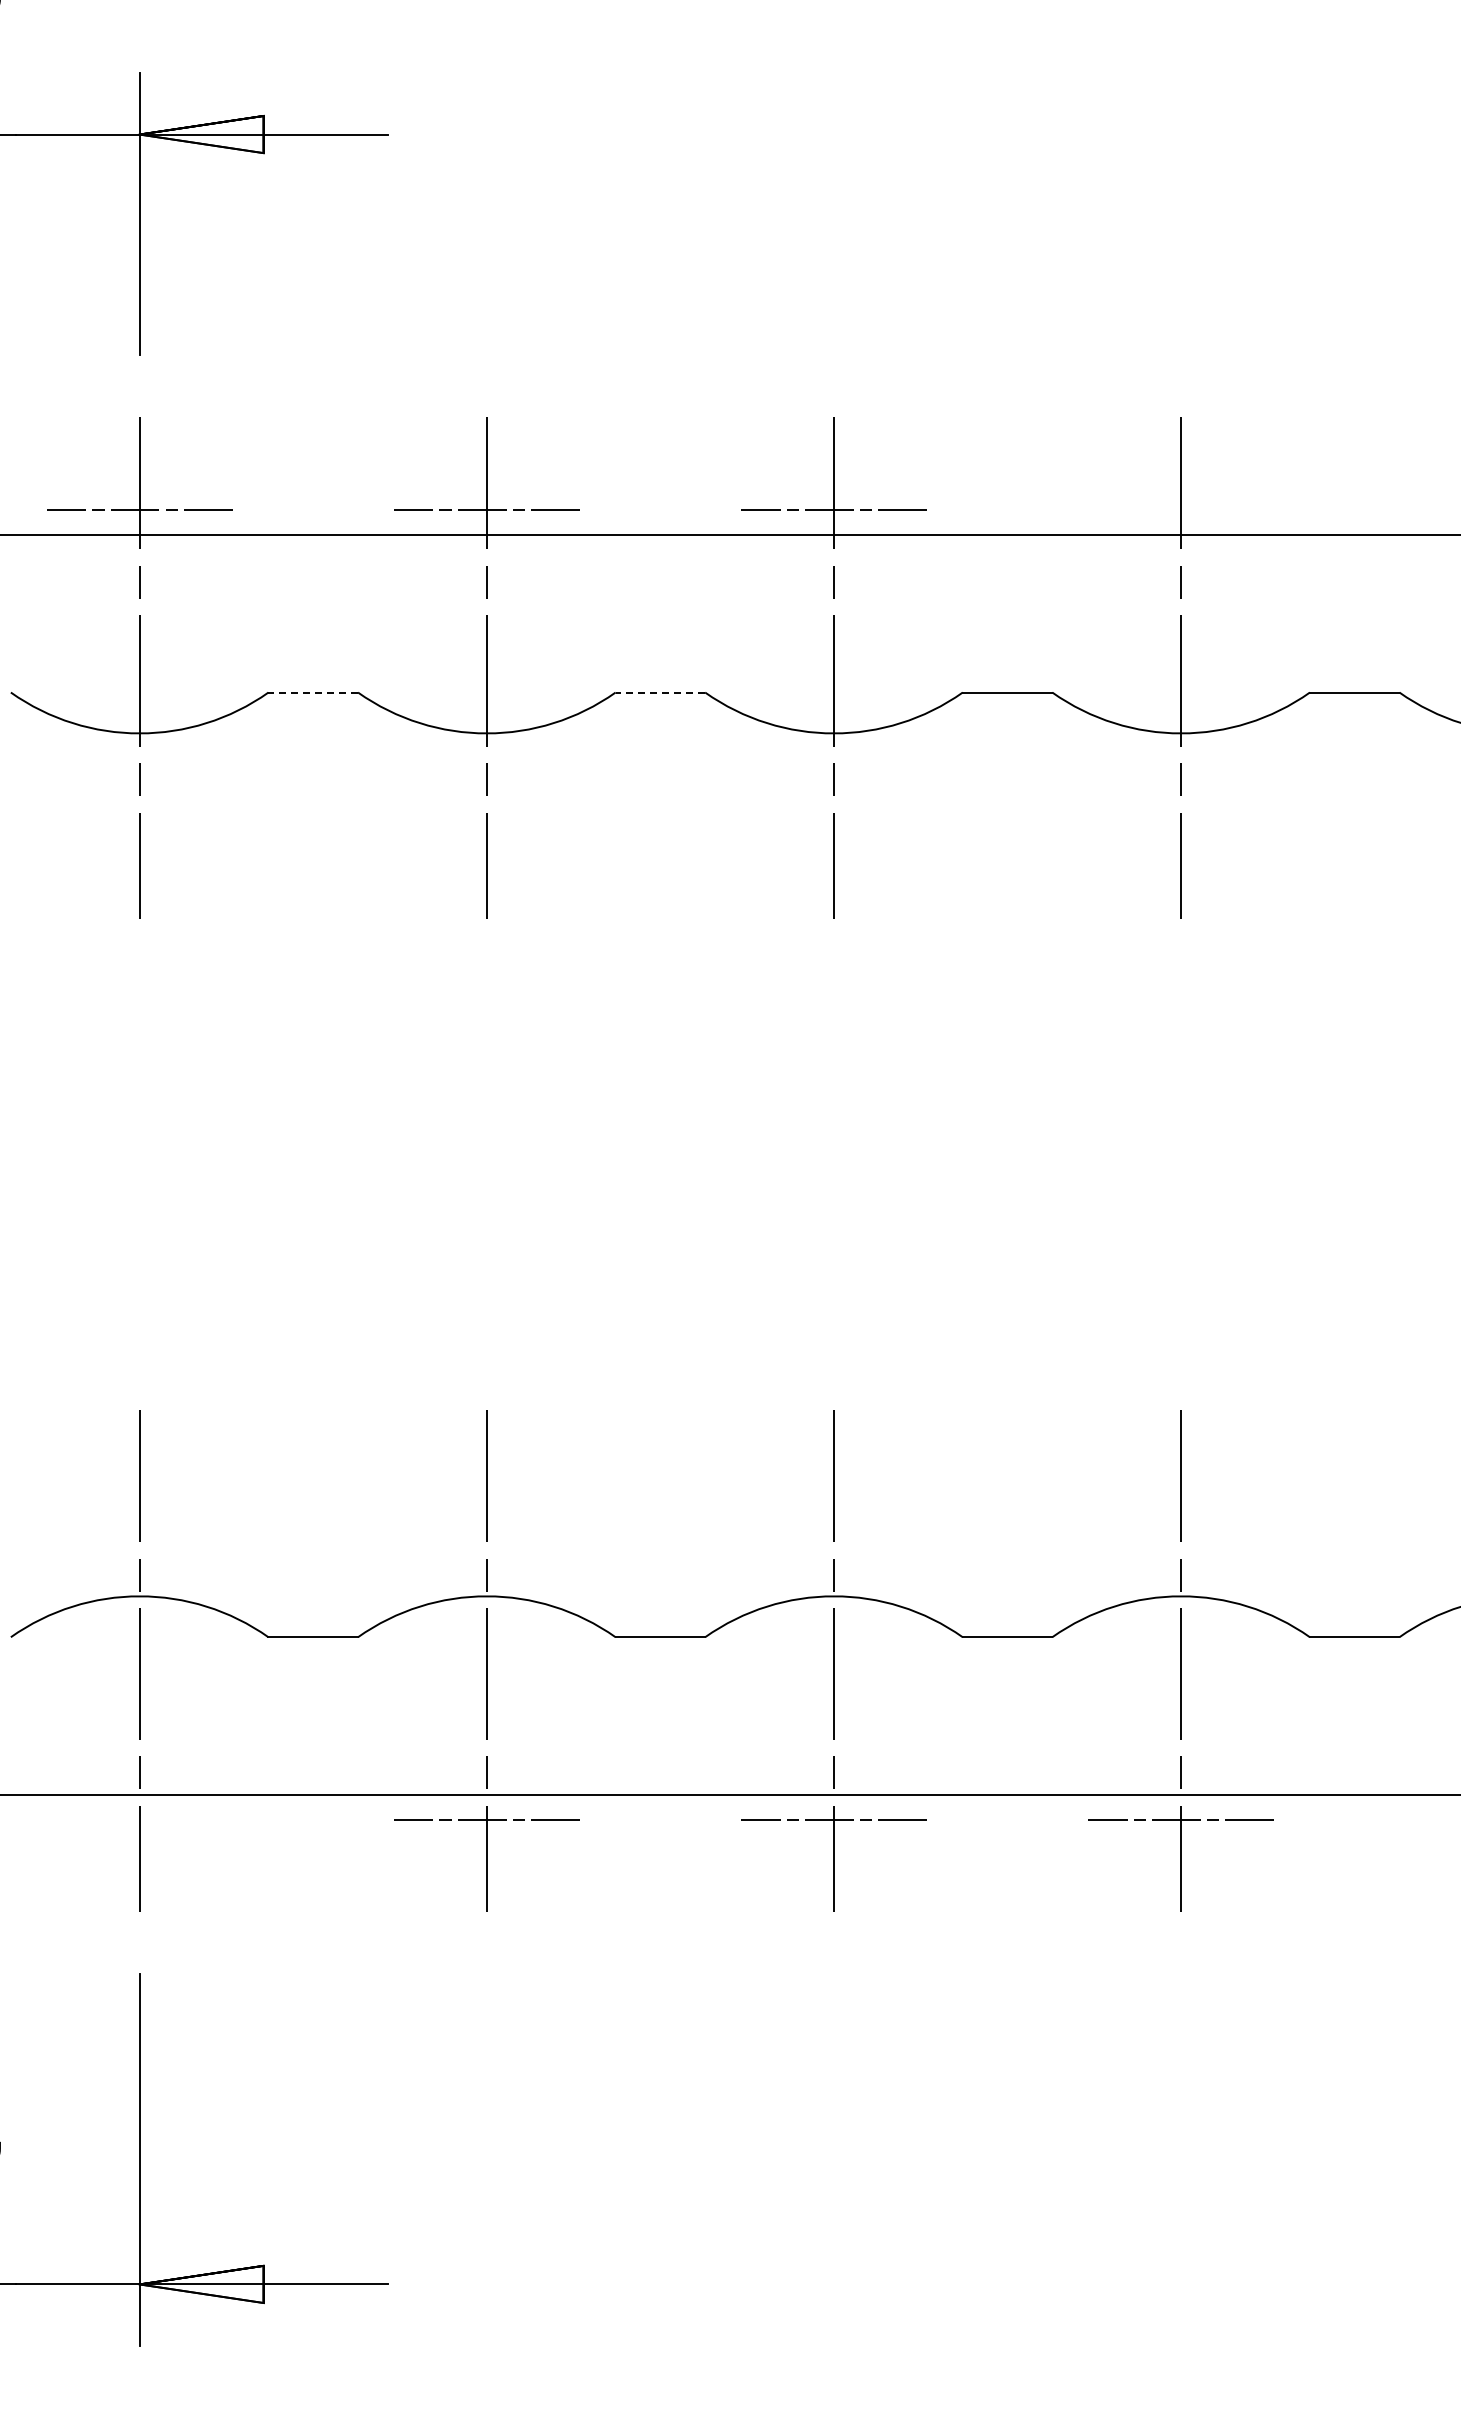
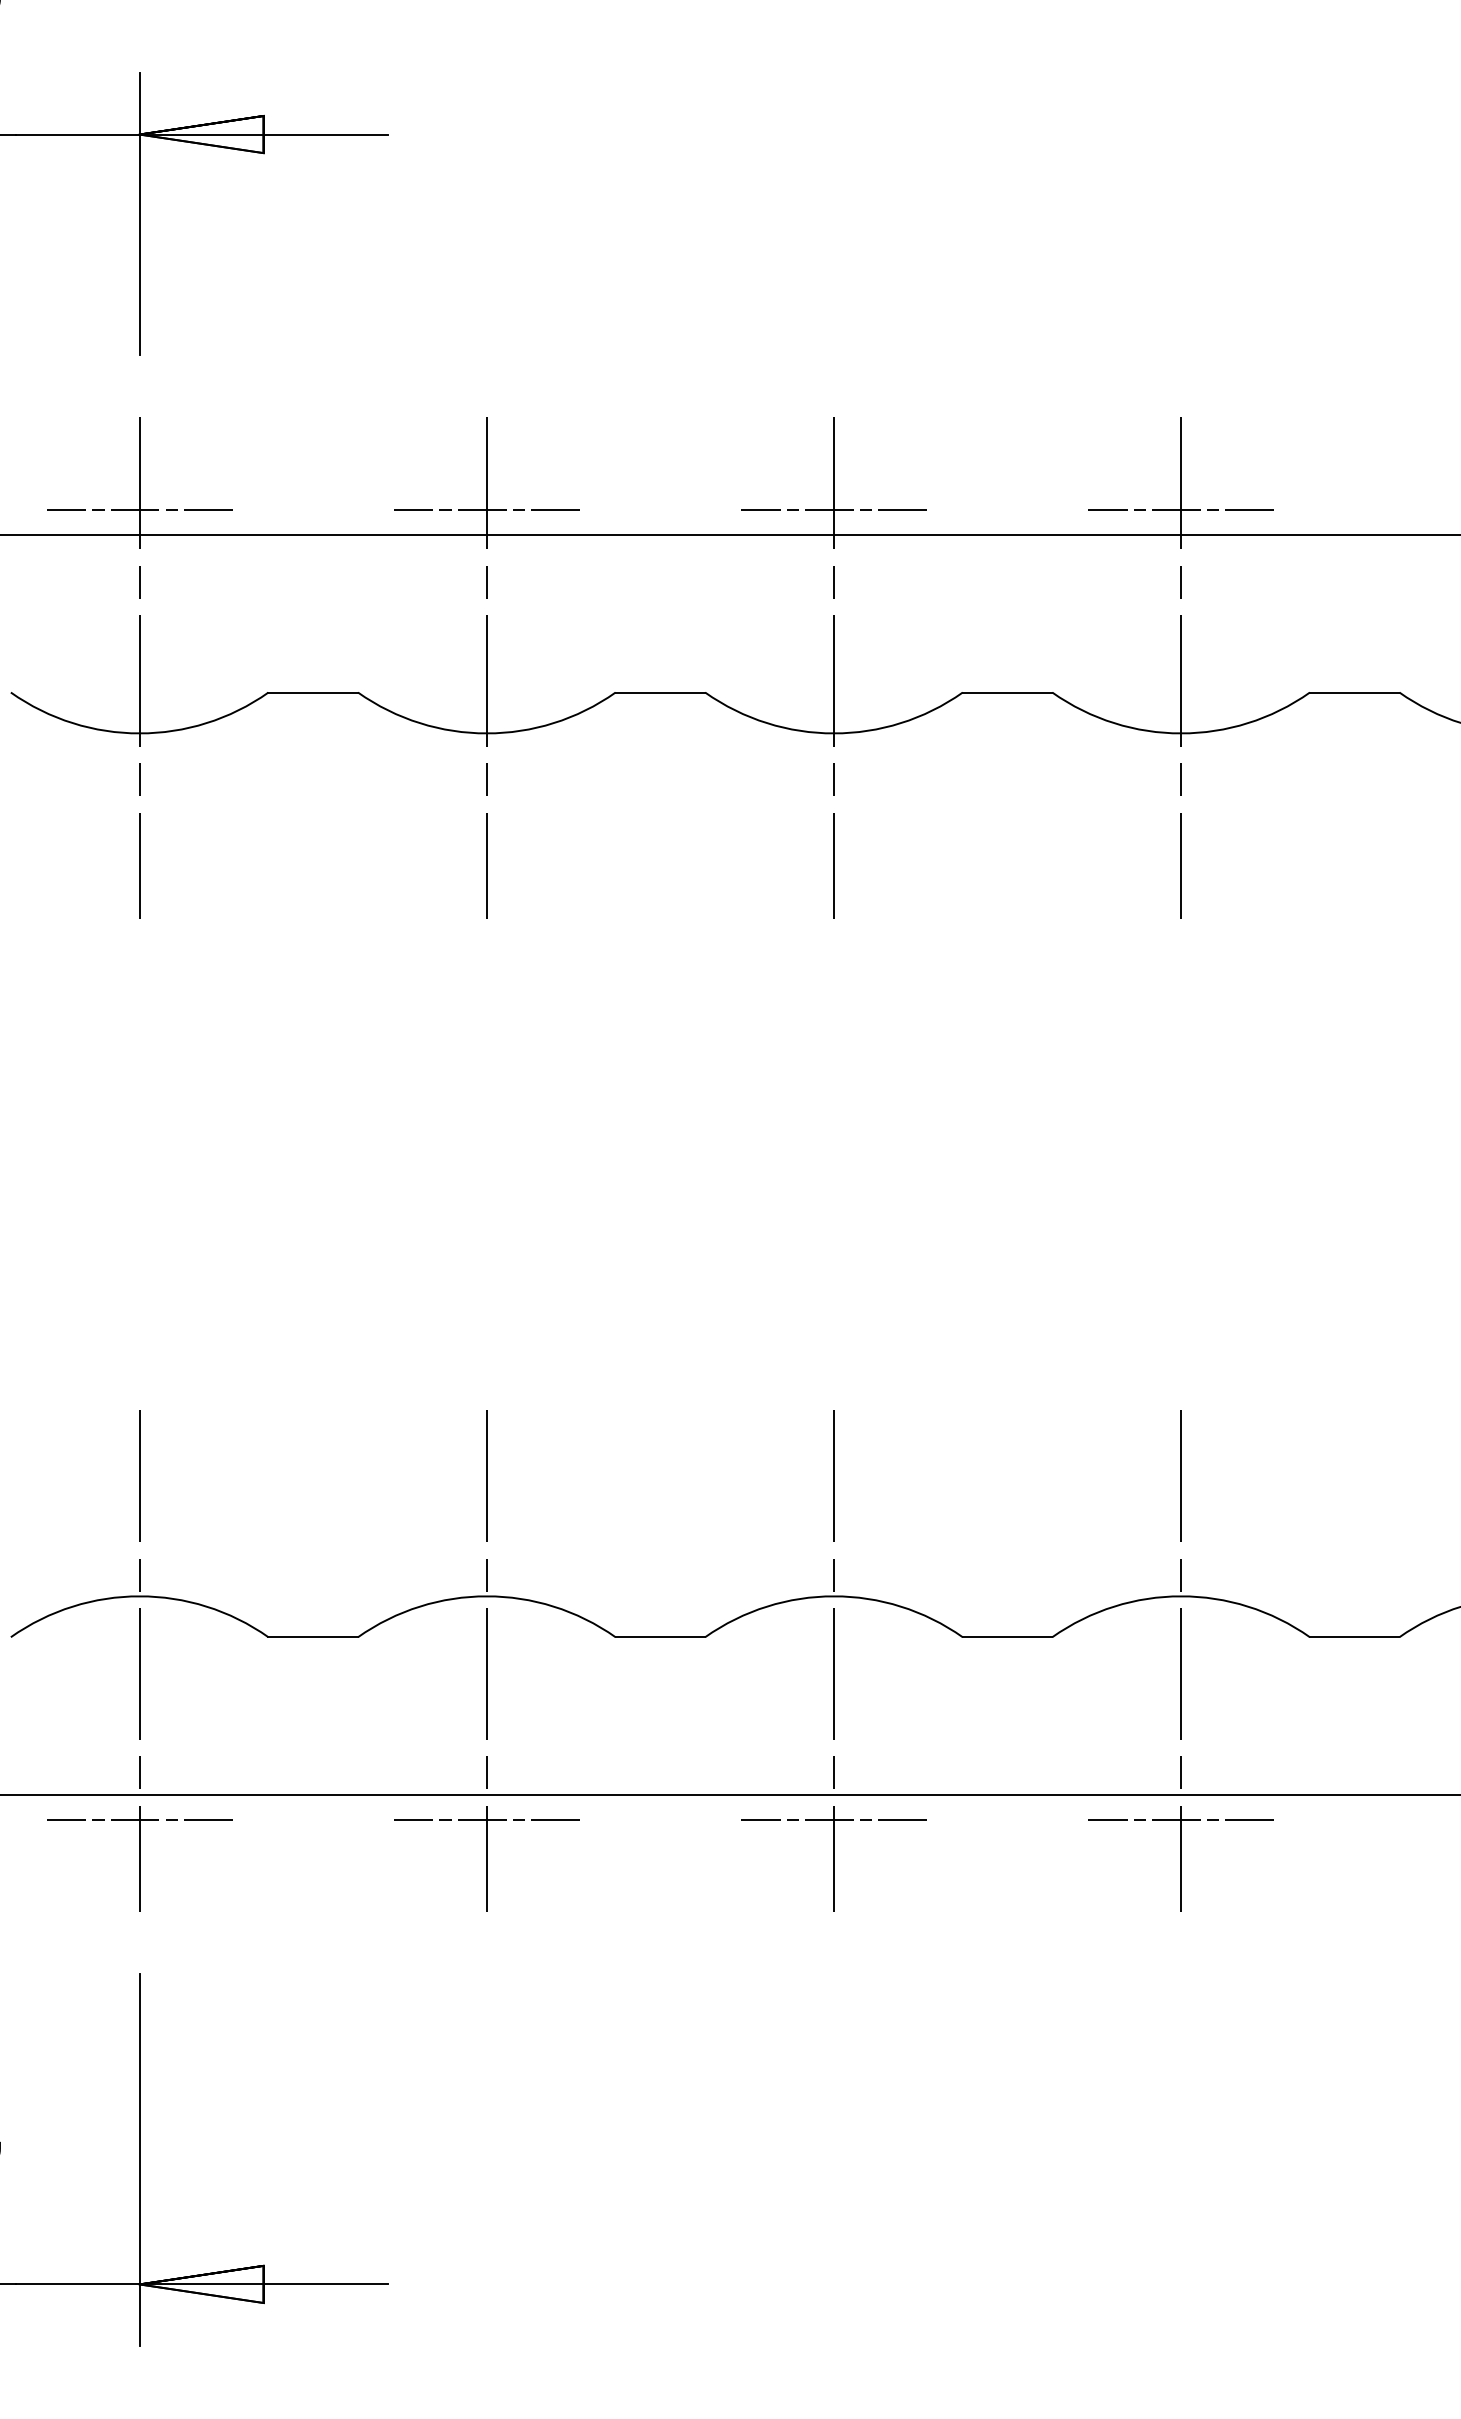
line: none -> present (1181, 510)
line: dashed -> solid (313, 692)
line: dashed -> solid (660, 692)
line: none -> present (139, 1819)
